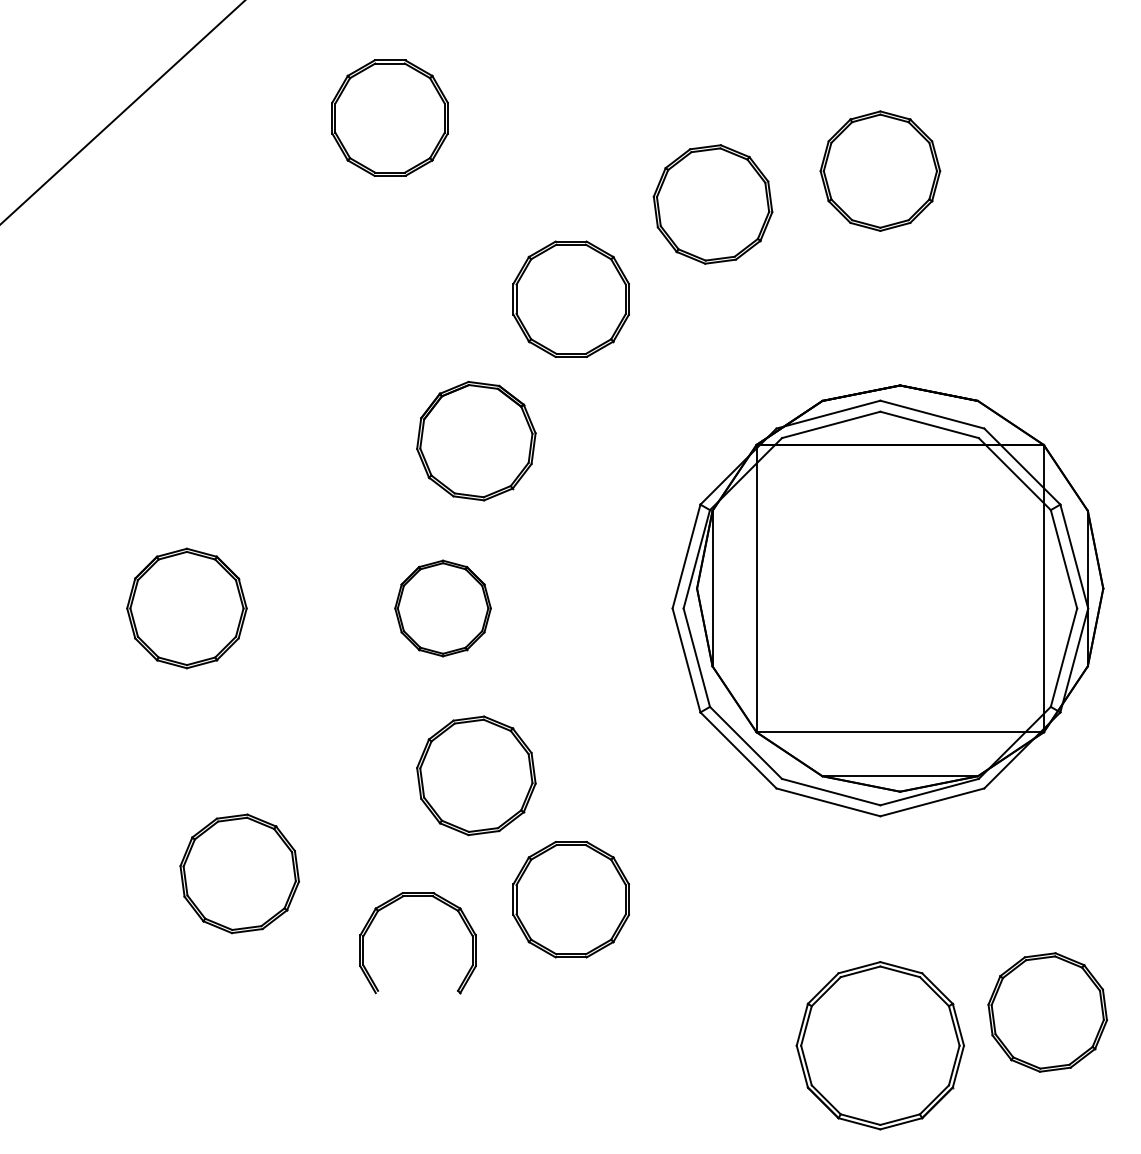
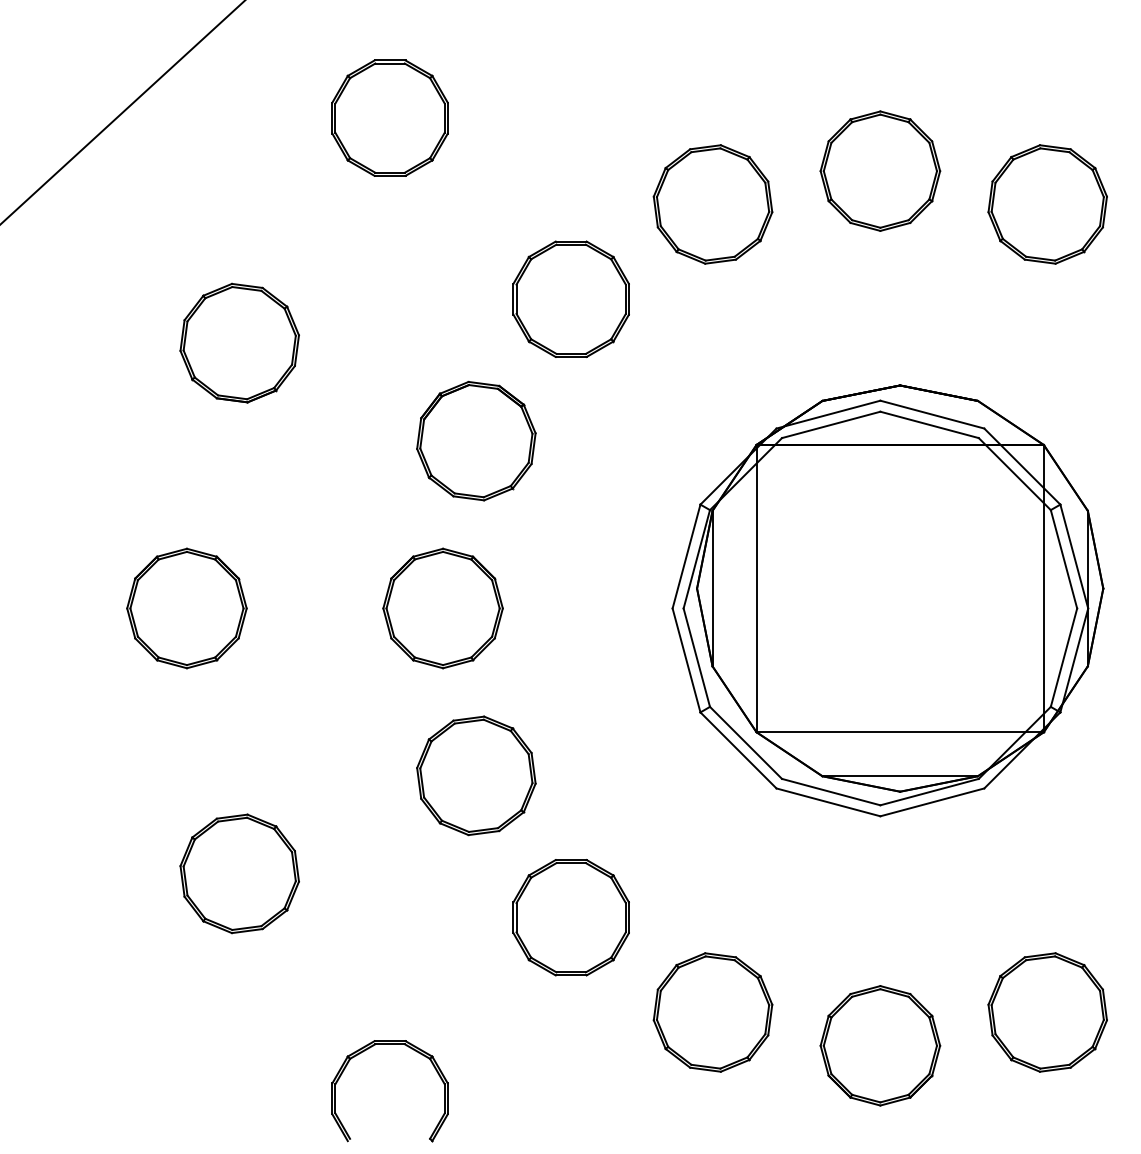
part: none -> present (1047, 204)
part: none -> present (239, 342)
part size: 98x99 px -> 122x123 px (442, 608)
part position: (570, 899) -> (570, 917) (570, 917)
part position: (391, 904) -> (363, 1052) (363, 1052)
part: none -> present (712, 1012)
part size: 170x170 px -> 123x122 px (880, 1045)
